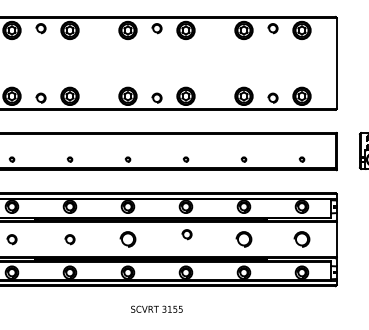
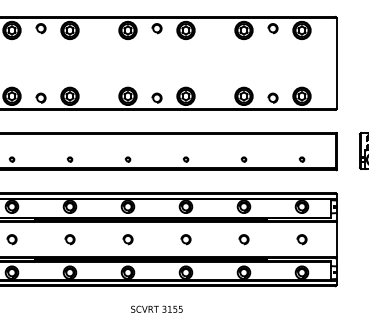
part position: (186, 234) -> (185, 239) (185, 239)
part size: 18x17 px -> 12x12 px (127, 239)
part size: 18x17 px -> 12x12 px (243, 239)
part size: 18x17 px -> 12x12 px (301, 239)
